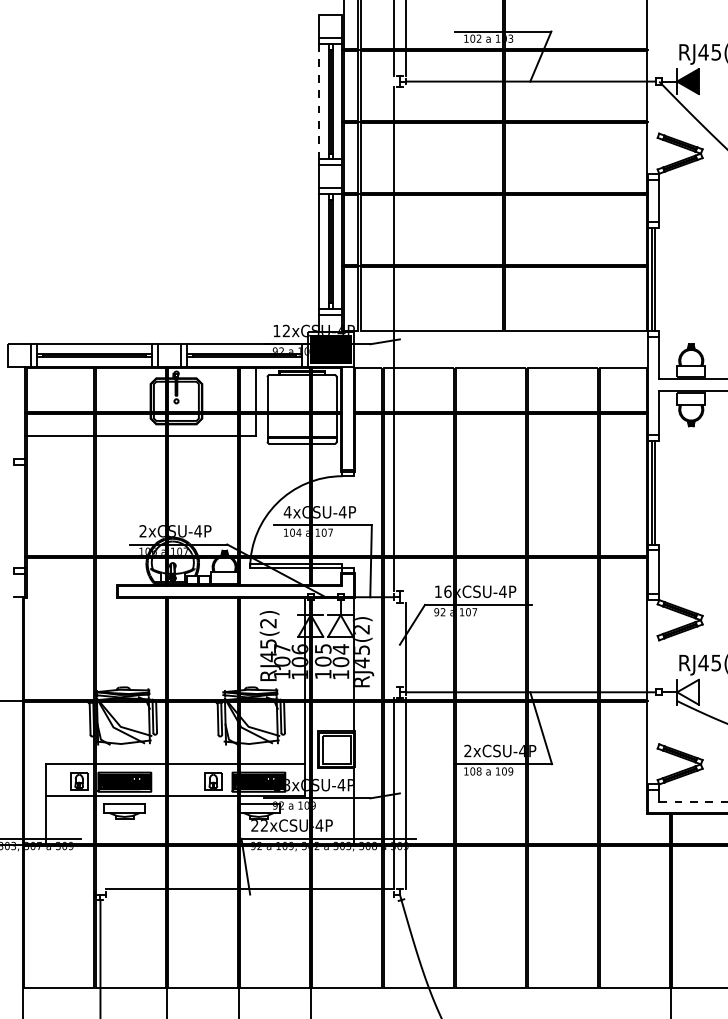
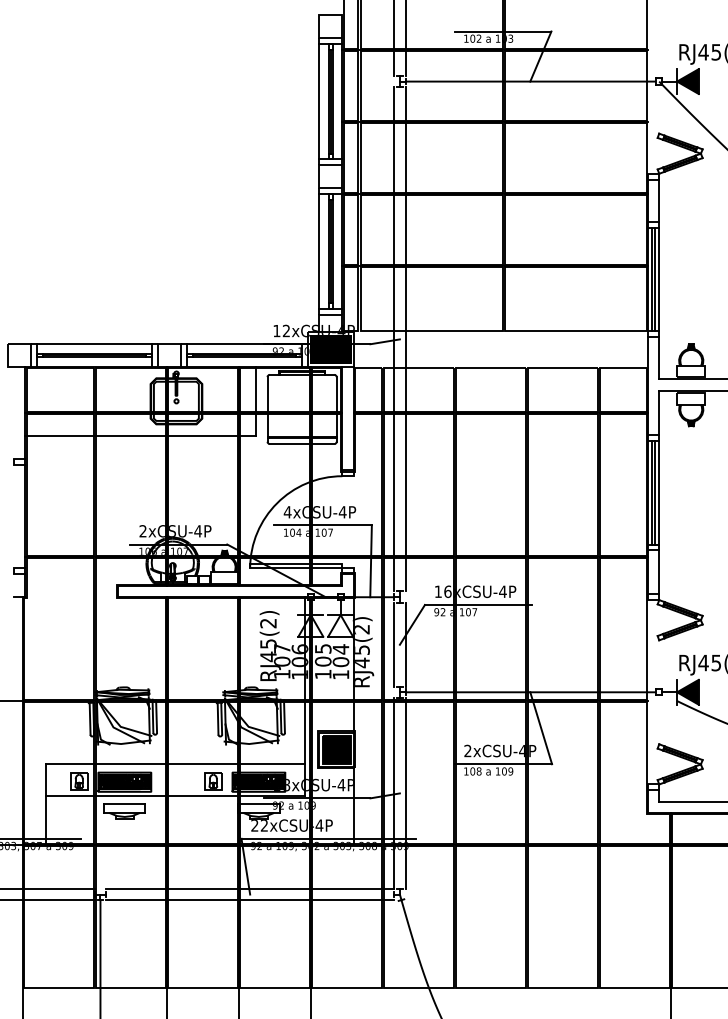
line: dashed -> solid (319, 101)
line: none -> present (659, 279)
line: none -> present (405, 339)
line: none -> present (659, 492)
line: none -> present (394, 644)
fill: none -> present (687, 691)
fill: none -> present (336, 749)
line: dashed -> solid (693, 801)
line: none -> present (48, 888)
line: none -> present (48, 900)
line: none -> present (250, 900)
